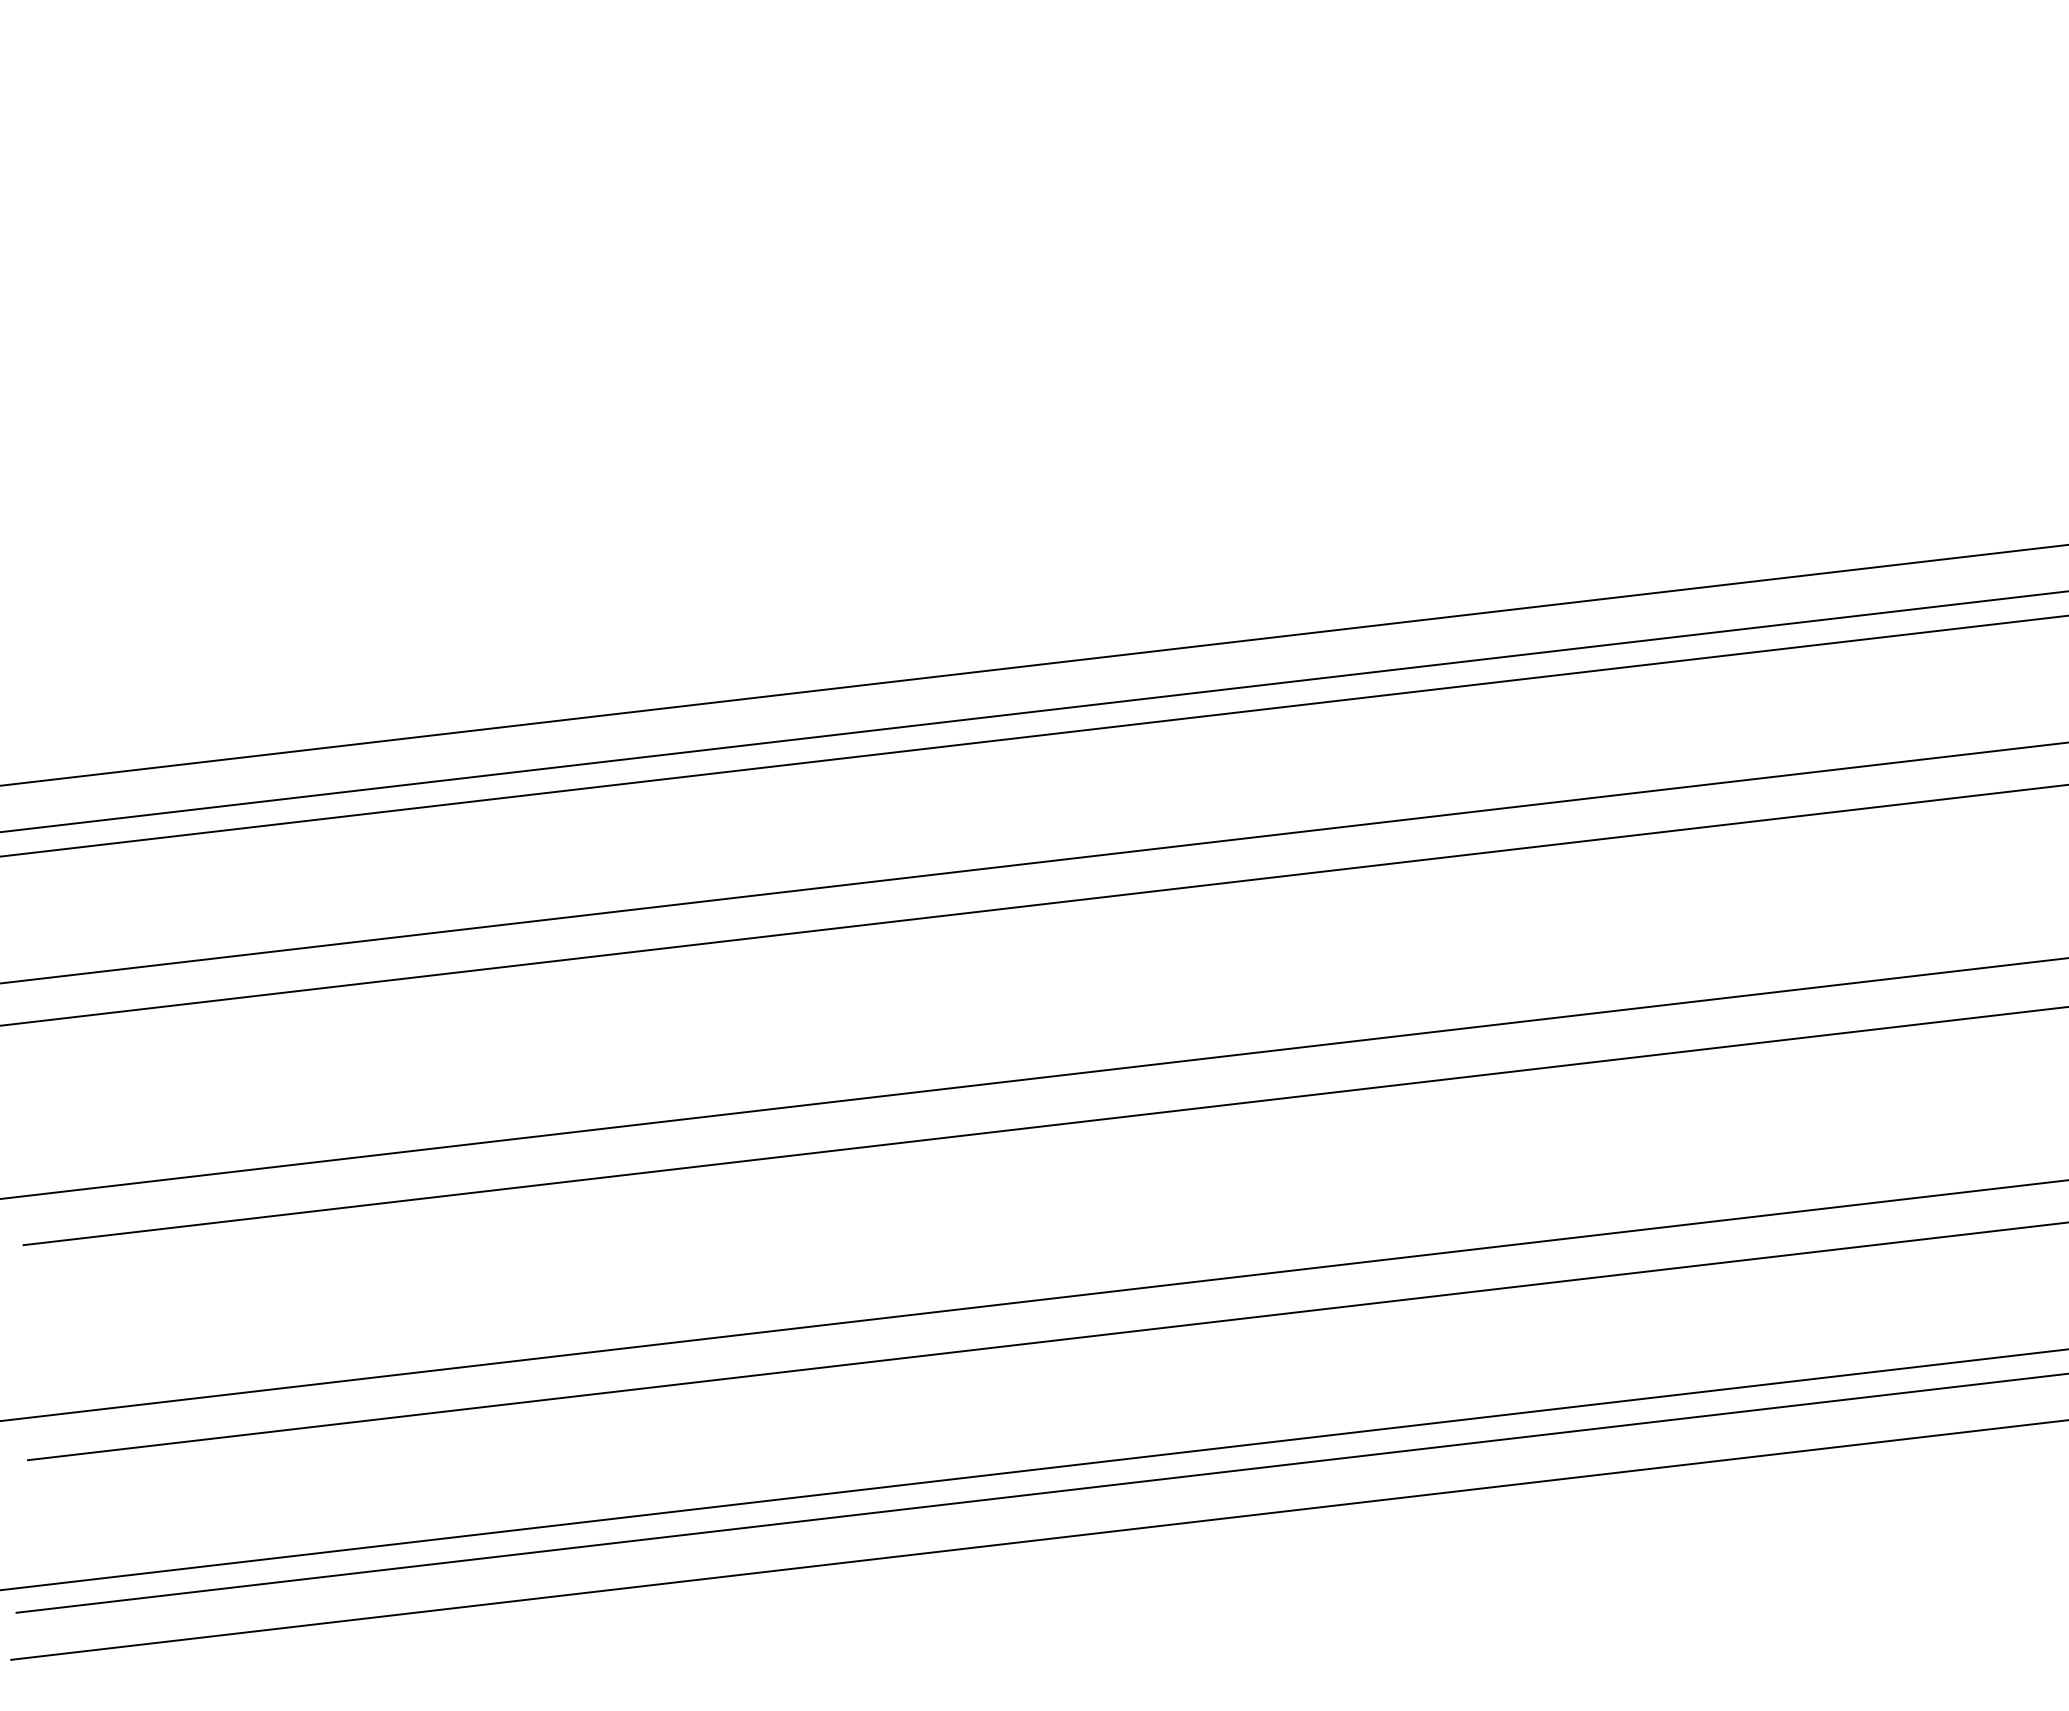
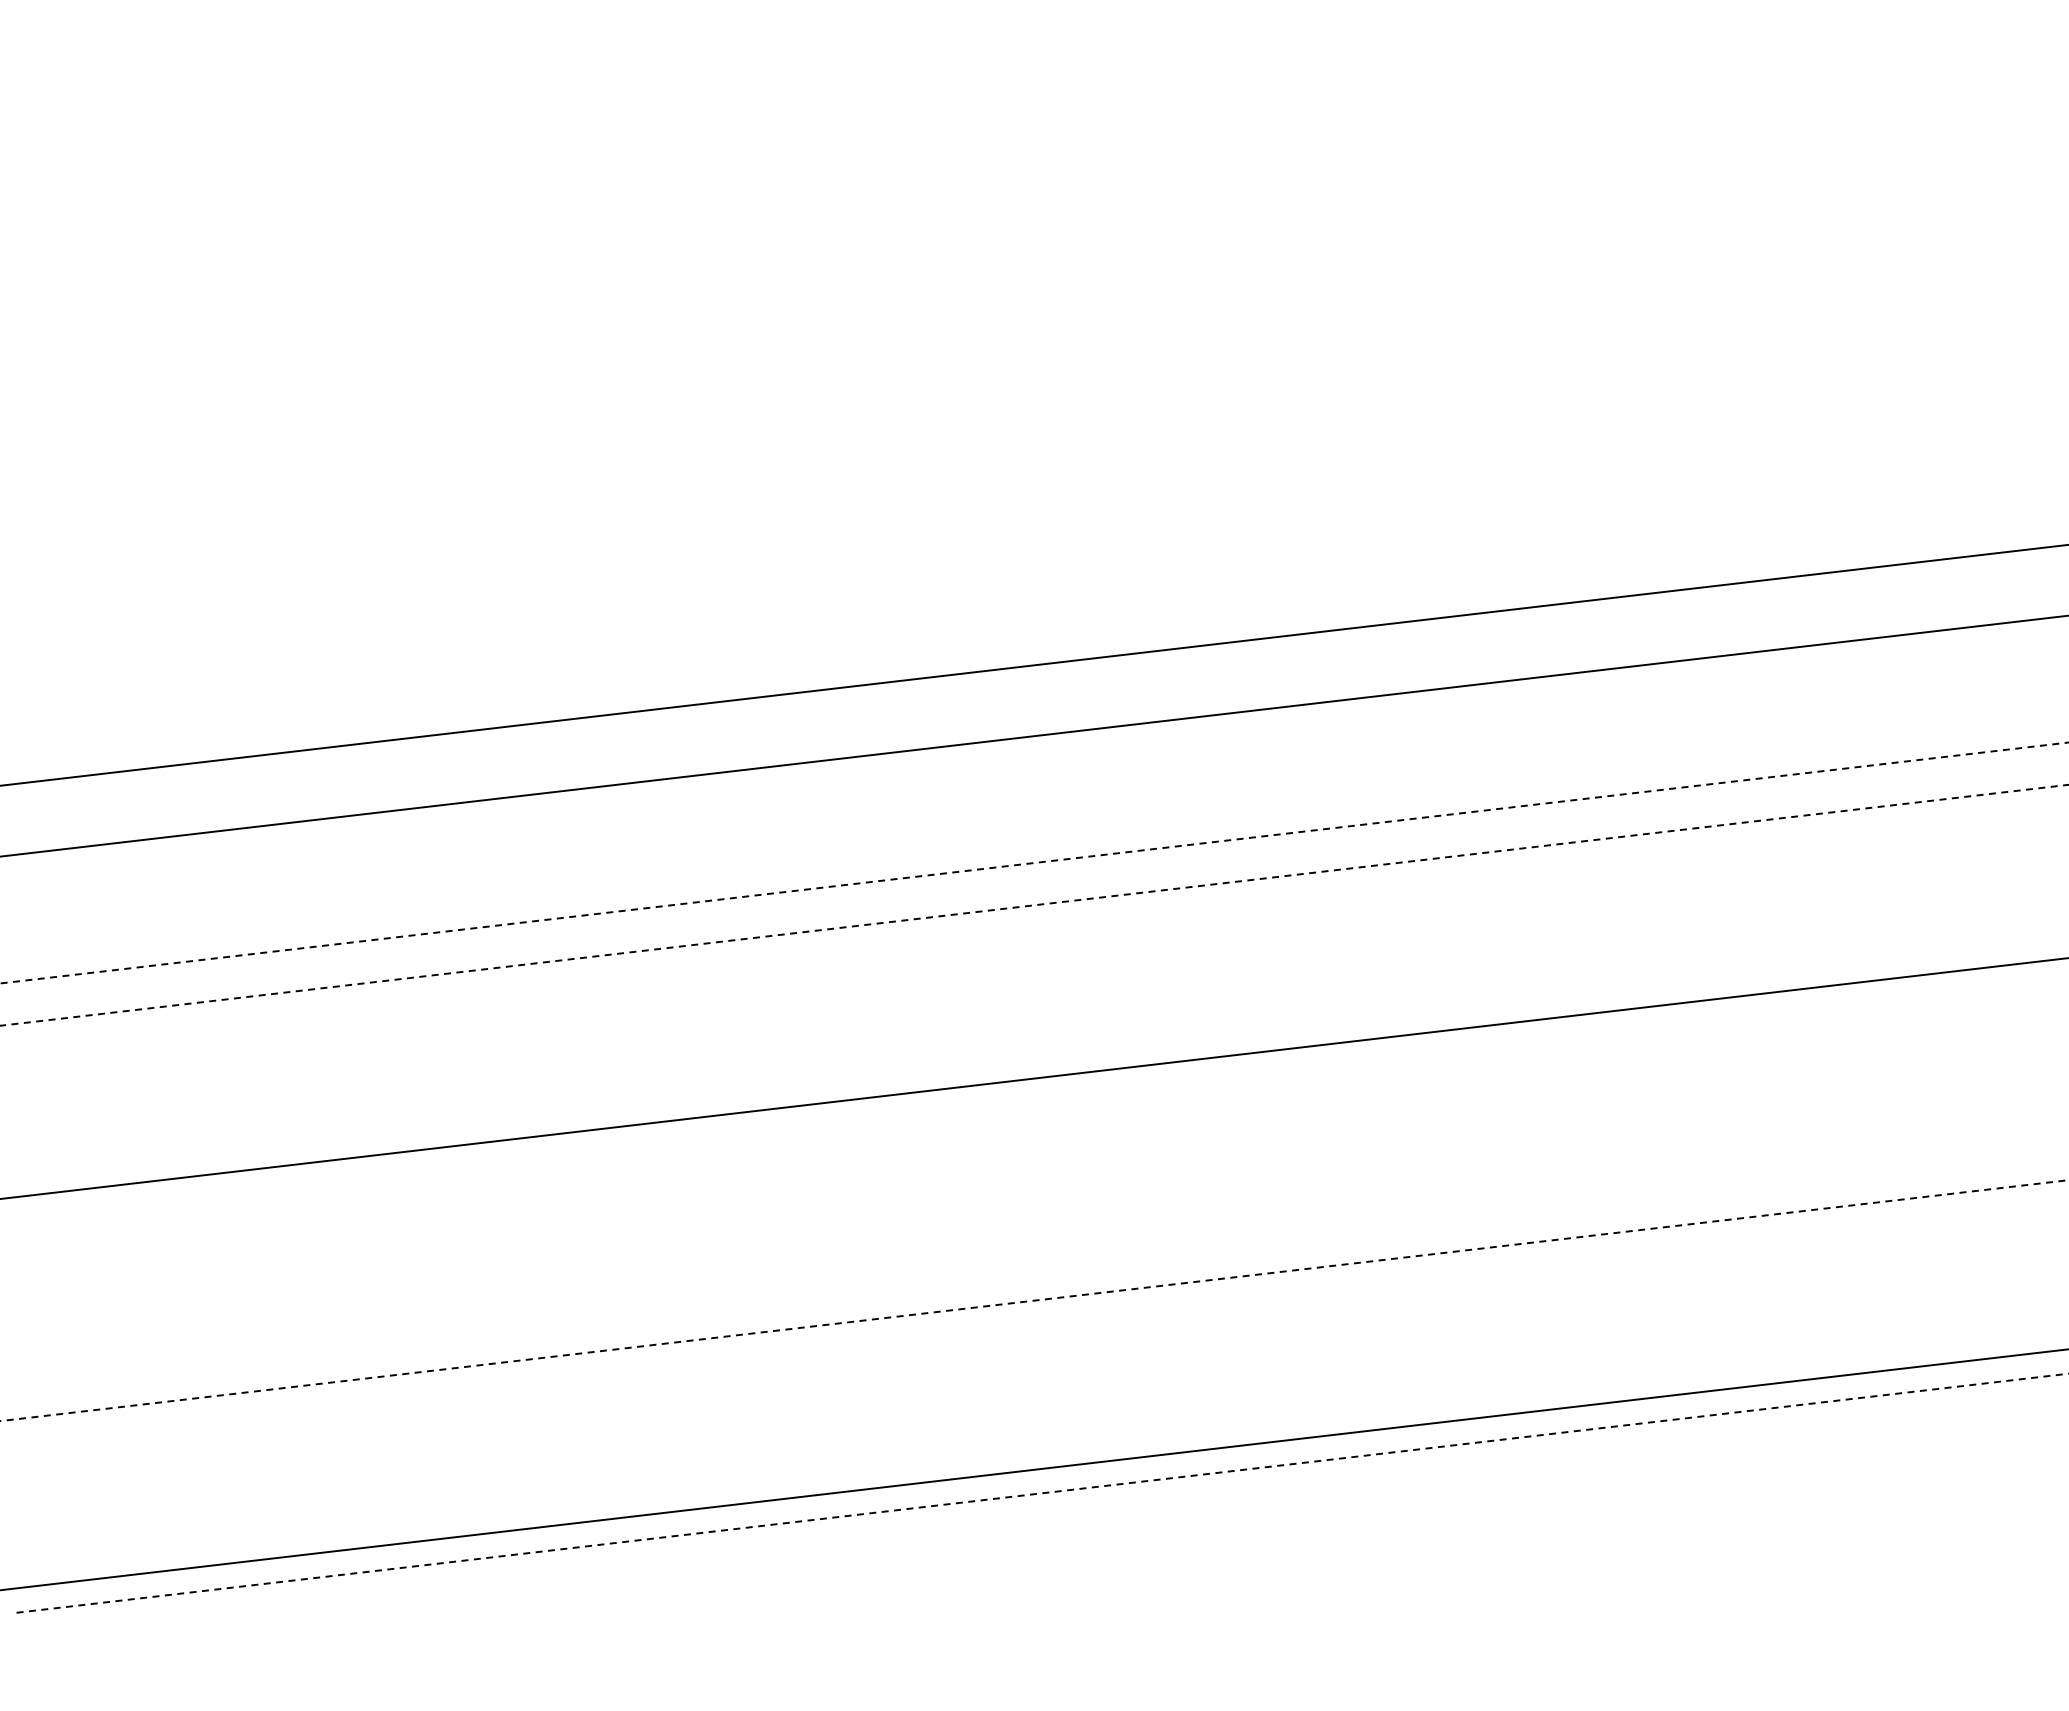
line: present -> none (1033, 711)
line: solid -> dashed (1034, 862)
line: solid -> dashed (1034, 905)
line: present -> none (1044, 1126)
line: solid -> dashed (1034, 1300)
line: present -> none (1046, 1341)
line: solid -> dashed (1043, 1493)
line: present -> none (1038, 1539)
